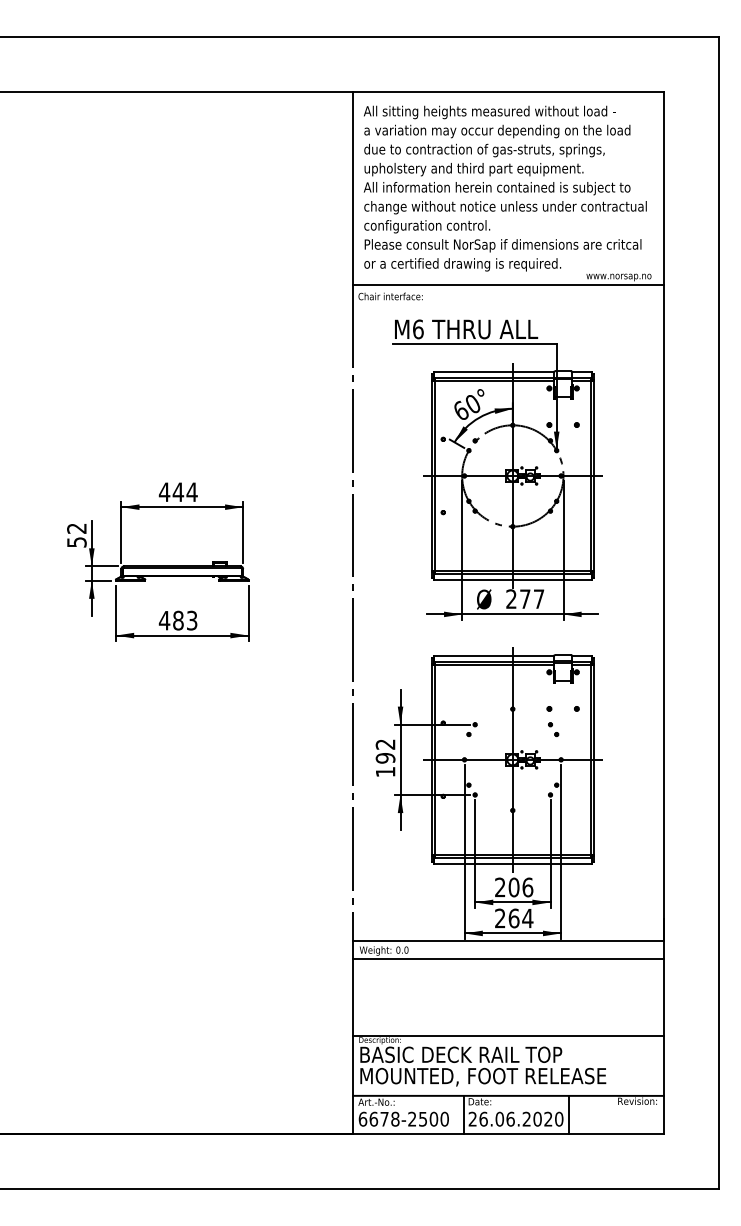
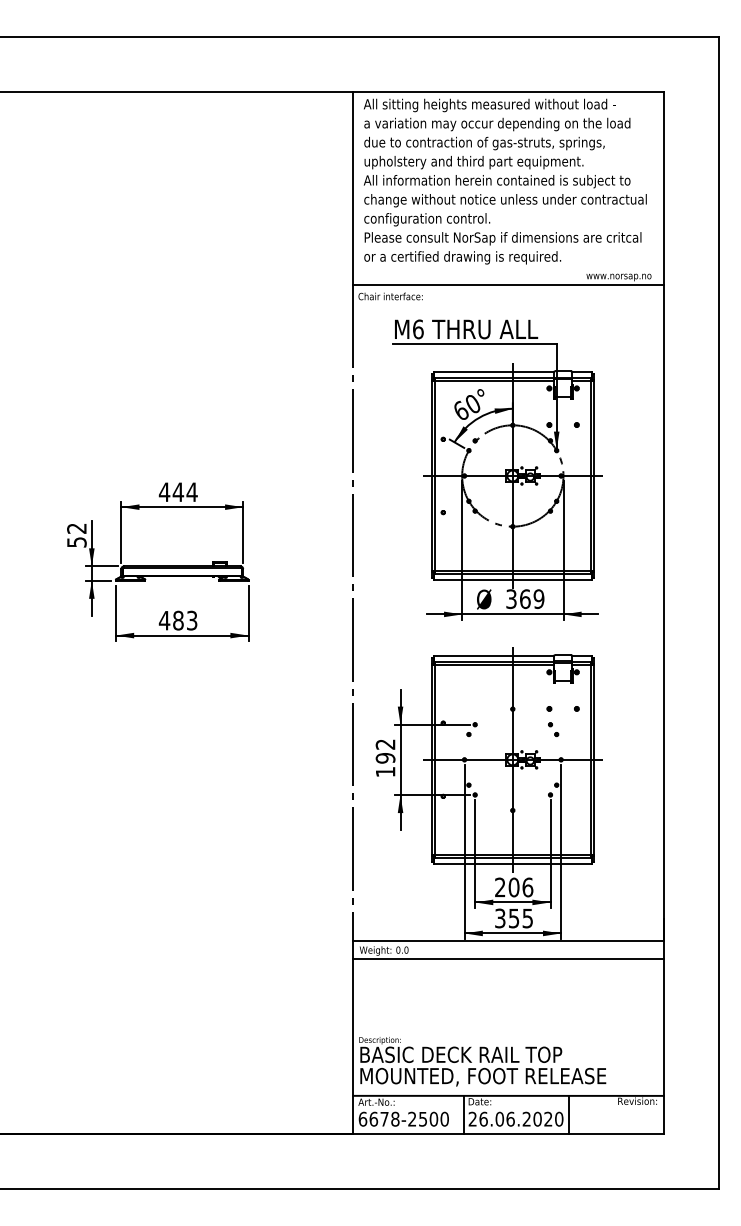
text position: (504, 188) -> (504, 181) (504, 181)
text: 277 -> 369 (525, 599)
text: 264 -> 355 (514, 918)
line: present -> none (508, 1035)
